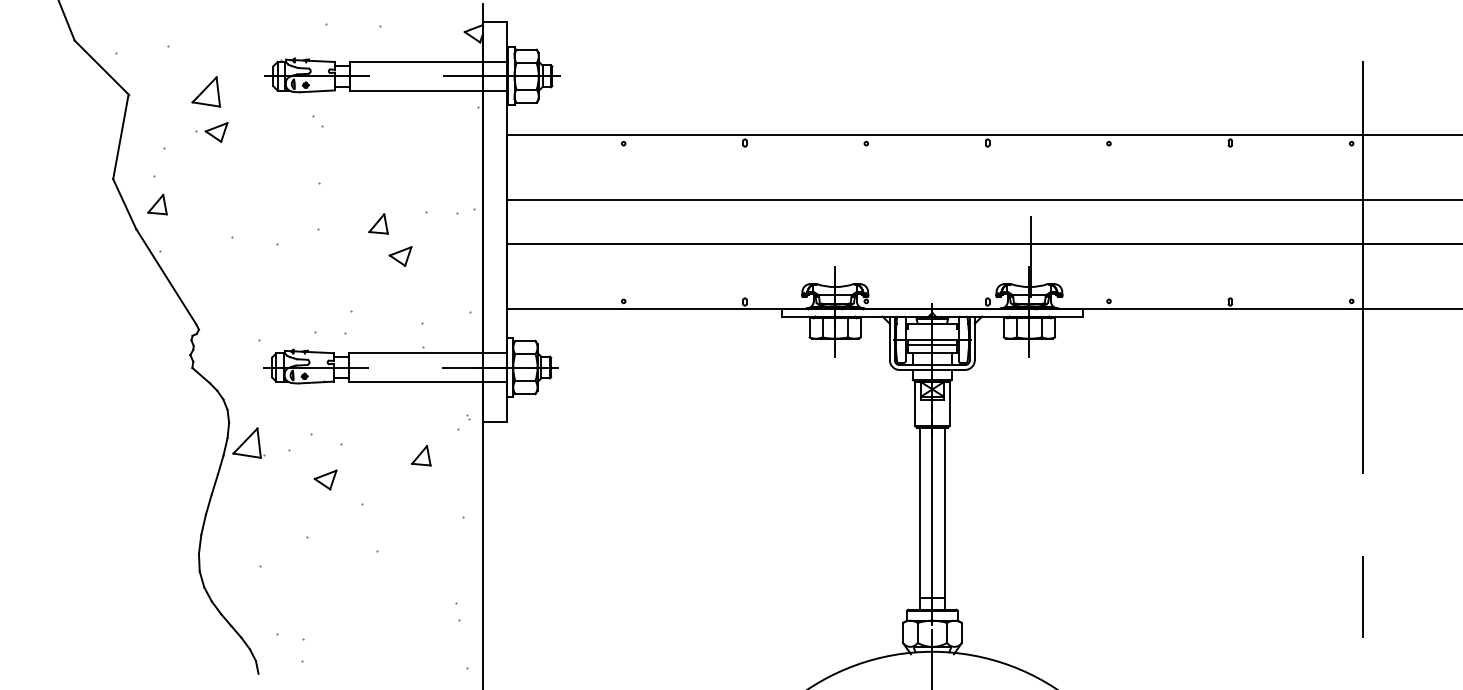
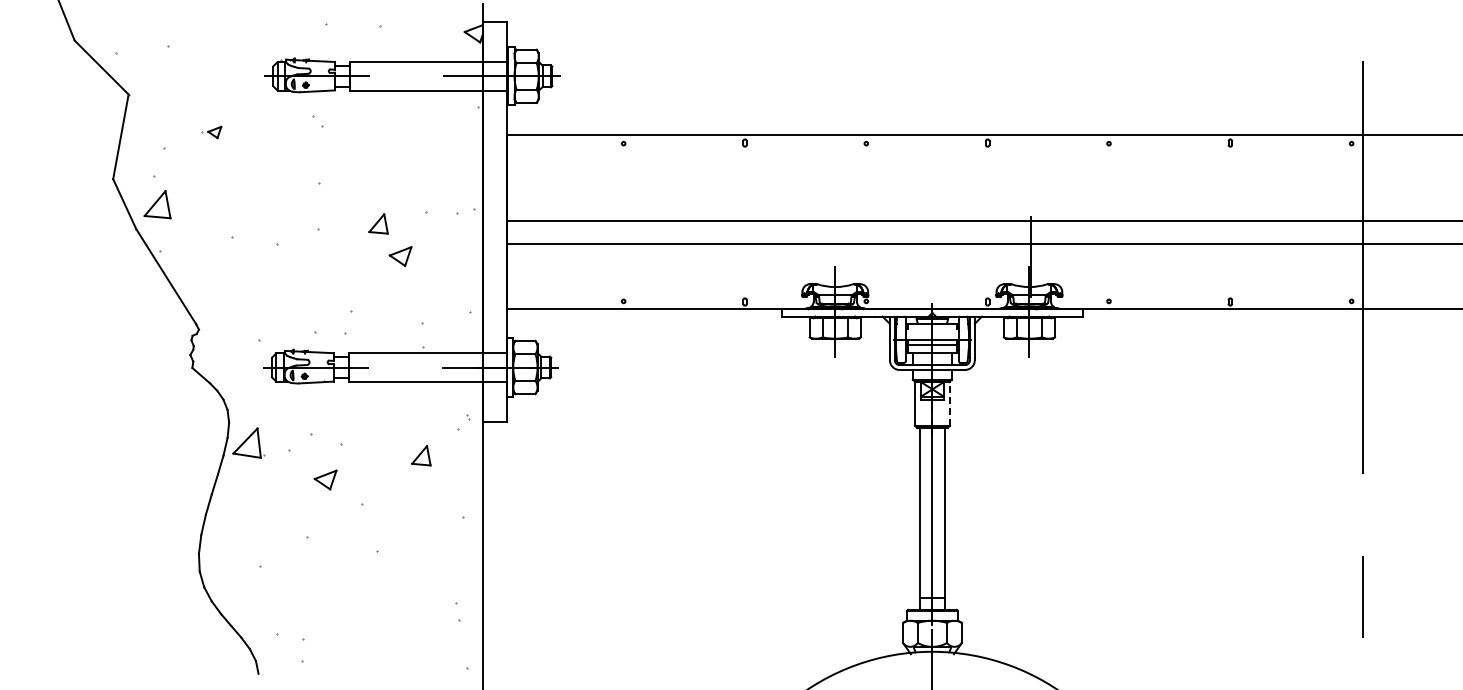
part: present -> none (205, 91)
part size: 34x21 px -> 22x15 px (211, 132)
line position: (983, 200) -> (983, 221) (983, 221)
part size: 21x23 px -> 29x30 px (157, 204)
line: solid -> dashed (949, 403)
